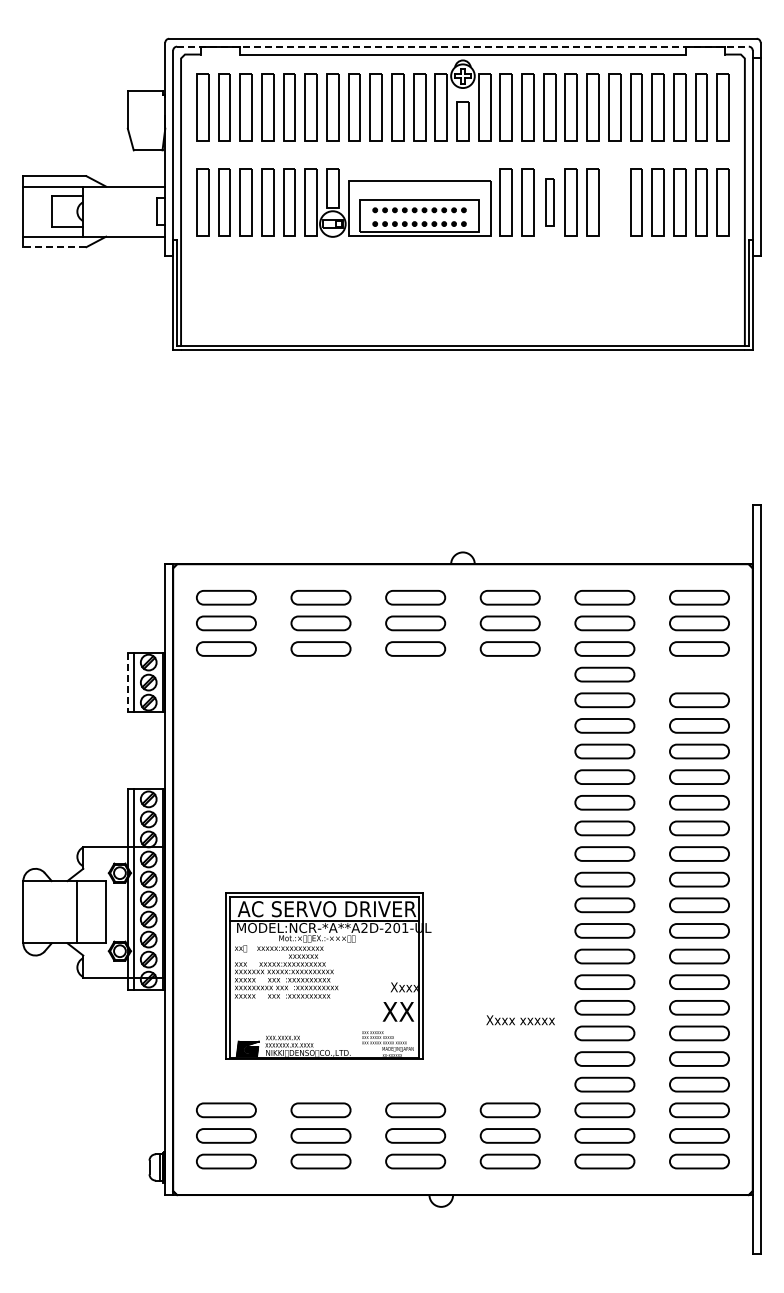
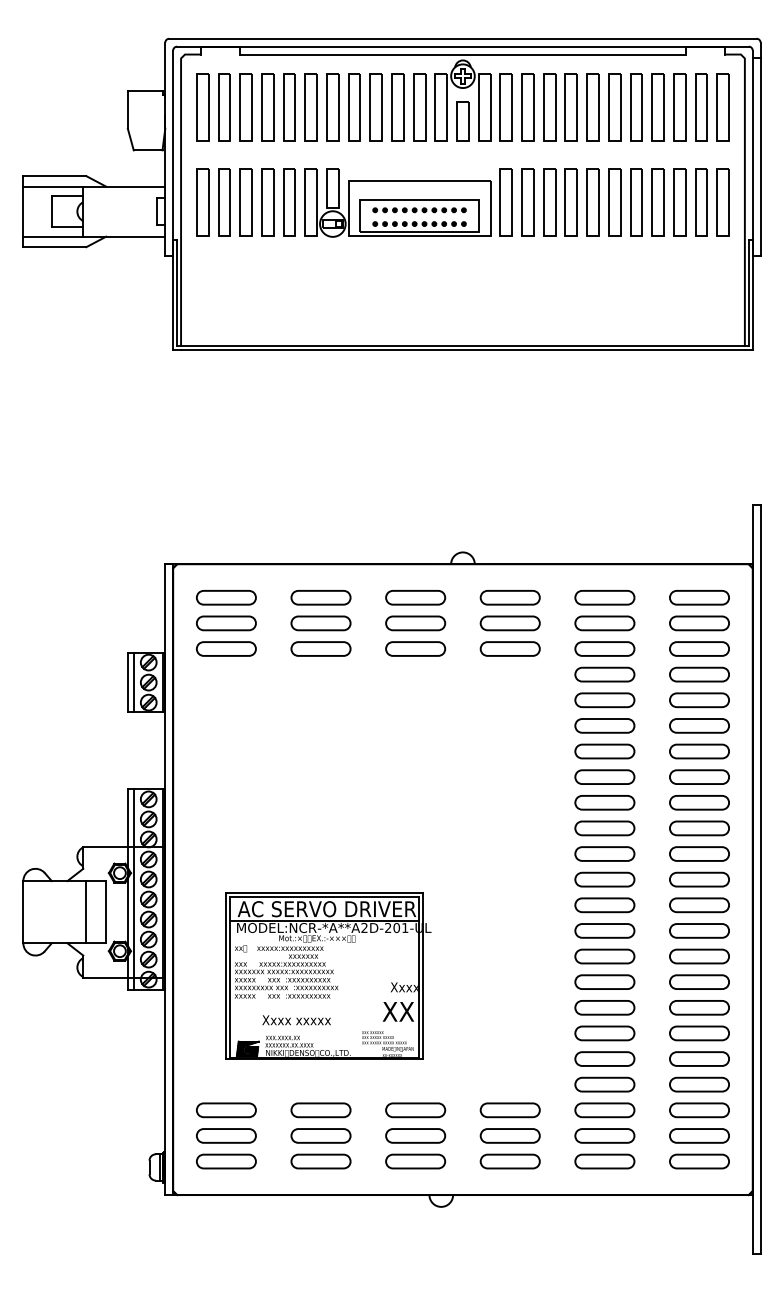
line: dashed -> solid (462, 46)
part size: 10x49 px -> 14x69 px (549, 202)
part: none -> present (614, 202)
line: dashed -> solid (54, 247)
part: none -> present (699, 674)
line: dashed -> solid (127, 682)
line position: (77, 912) -> (86, 912) (86, 912)
text position: (520, 1020) -> (296, 1020) (296, 1020)
